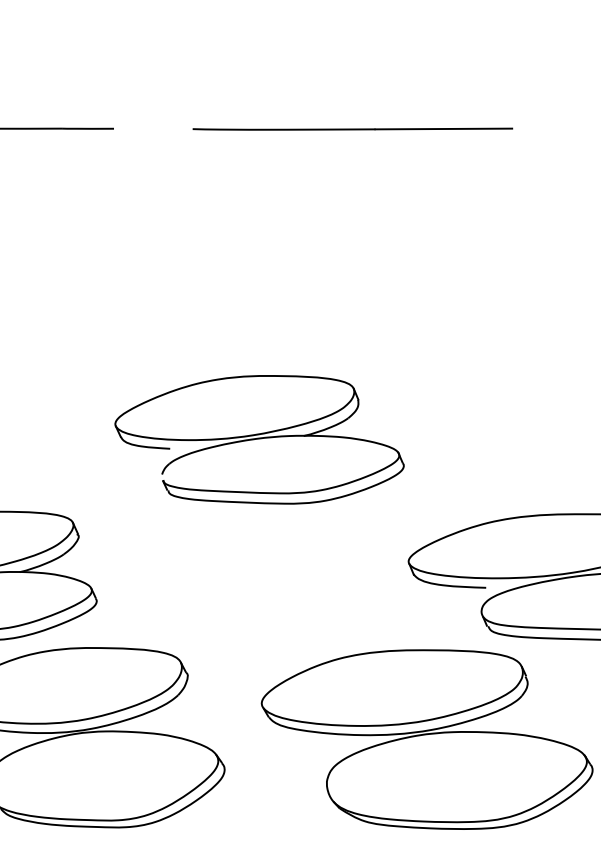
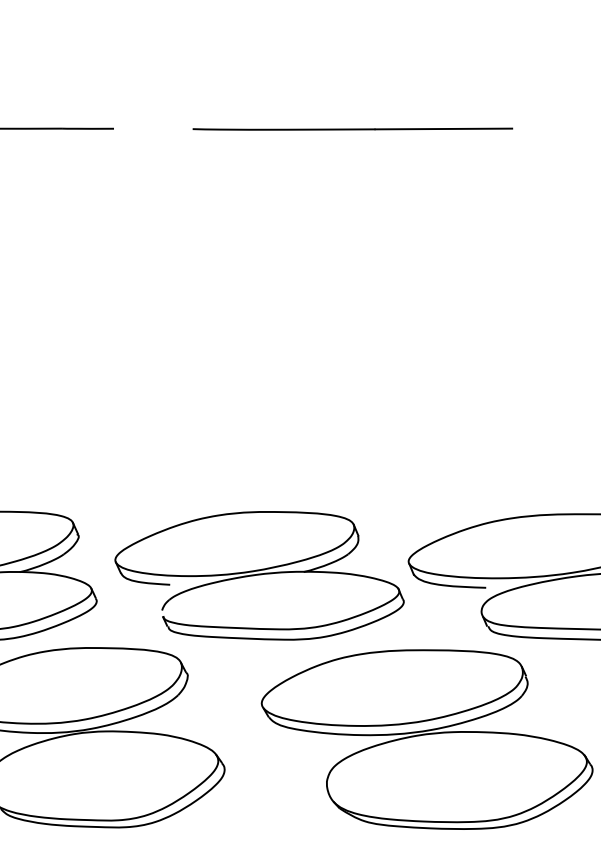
part position: (259, 439) -> (259, 575) (259, 575)
